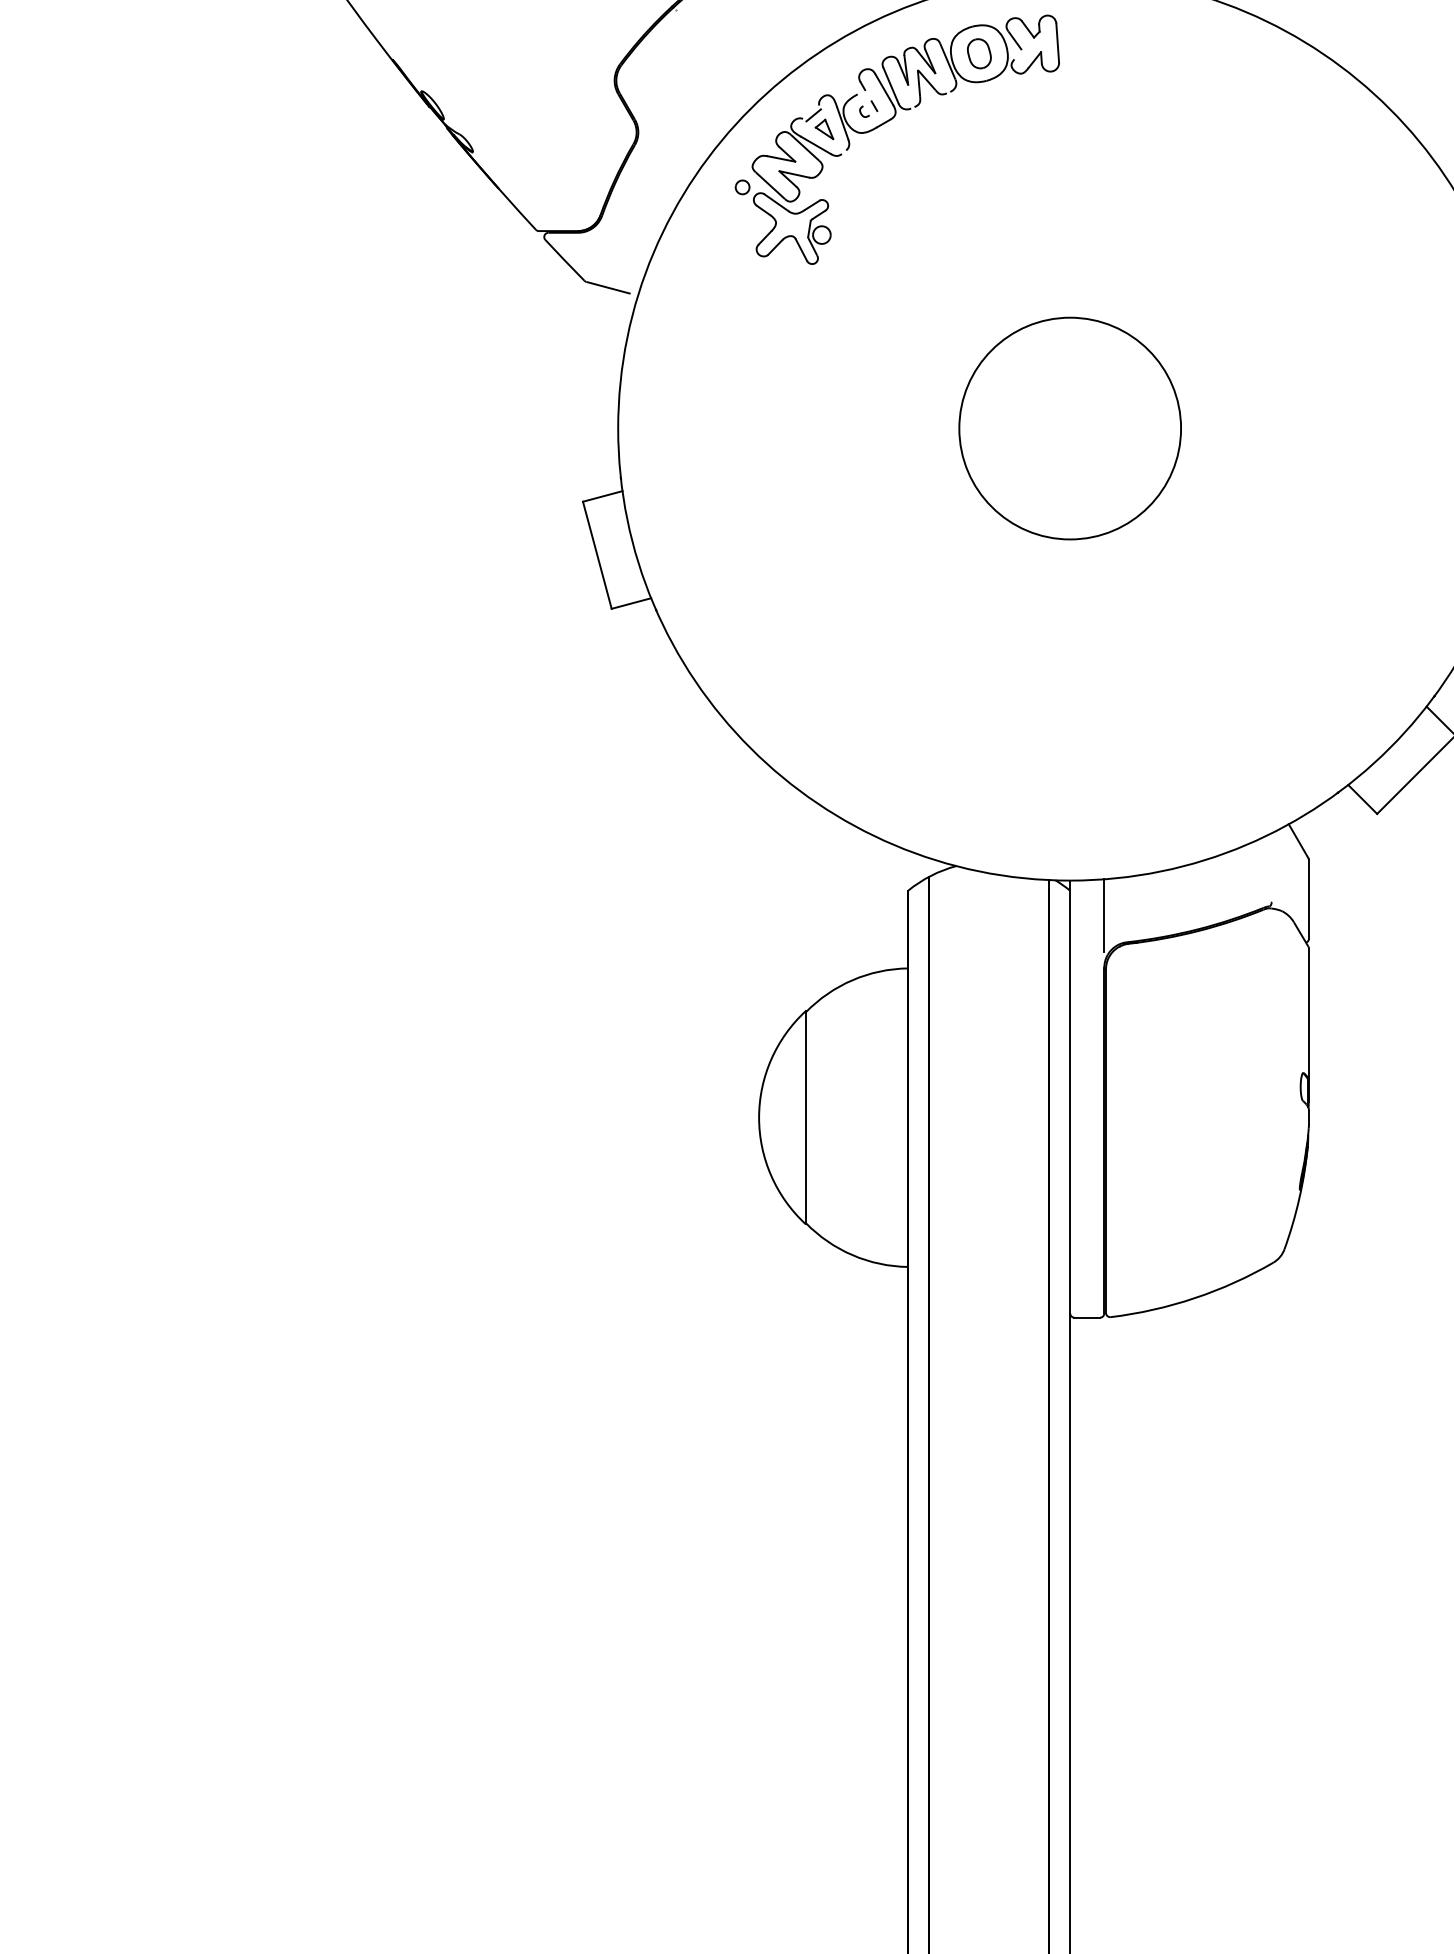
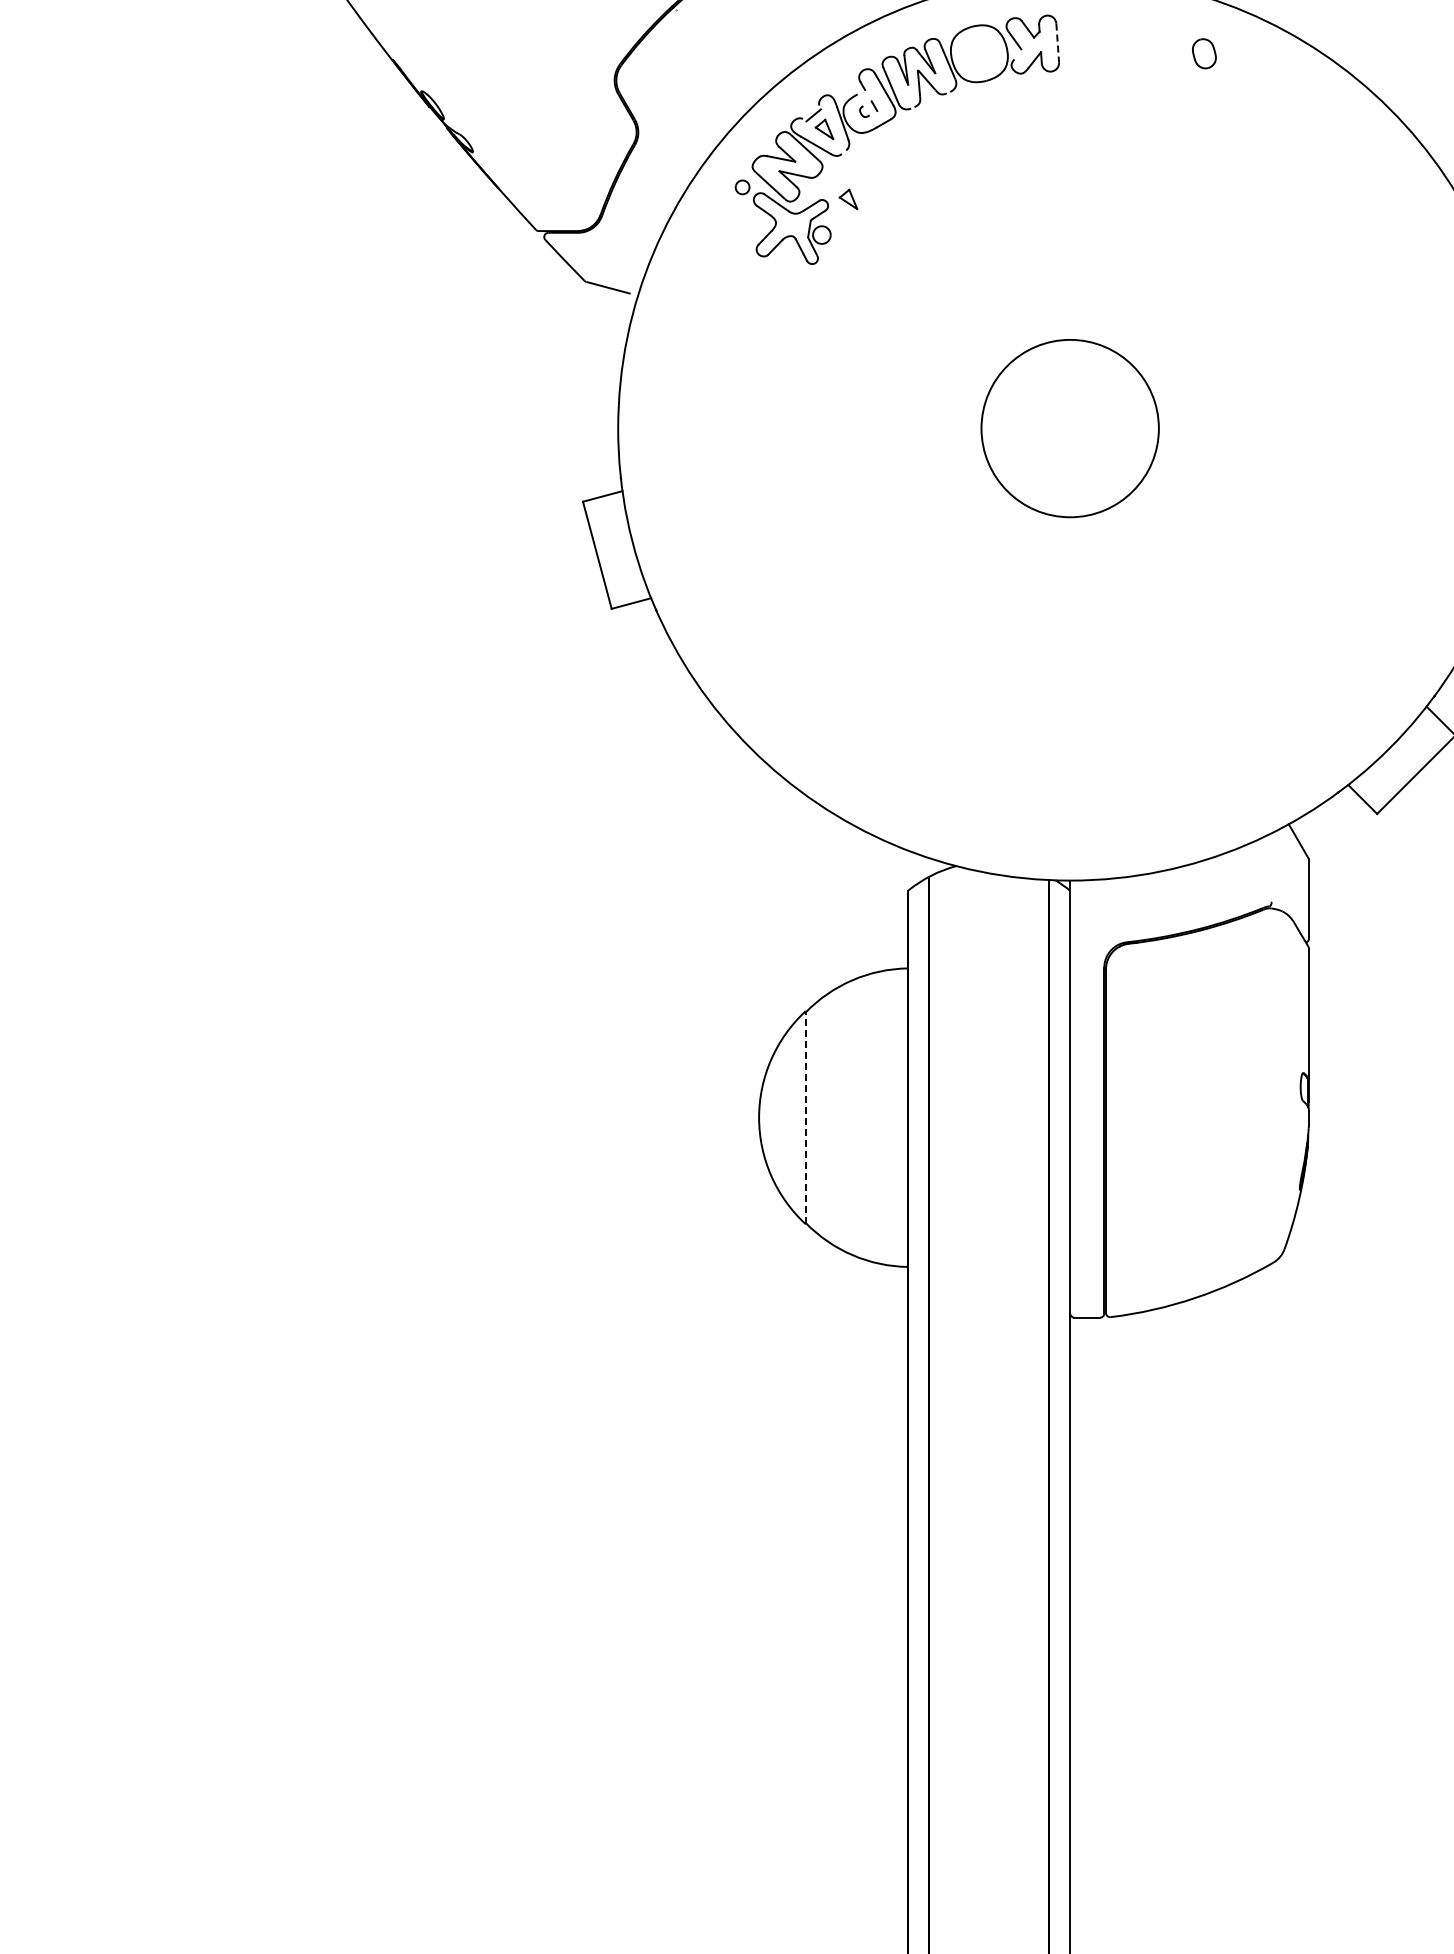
line: solid -> dashed (1057, 43)
part position: (979, 53) -> (1204, 53) (1204, 53)
part: none -> present (848, 199)
circle diameter: 222 px -> 177 px (1069, 428)
line: present -> none (1104, 915)
line: solid -> dashed (805, 1117)
